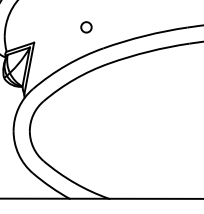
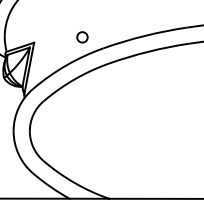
circle position: (86, 27) -> (82, 37) (82, 37)
